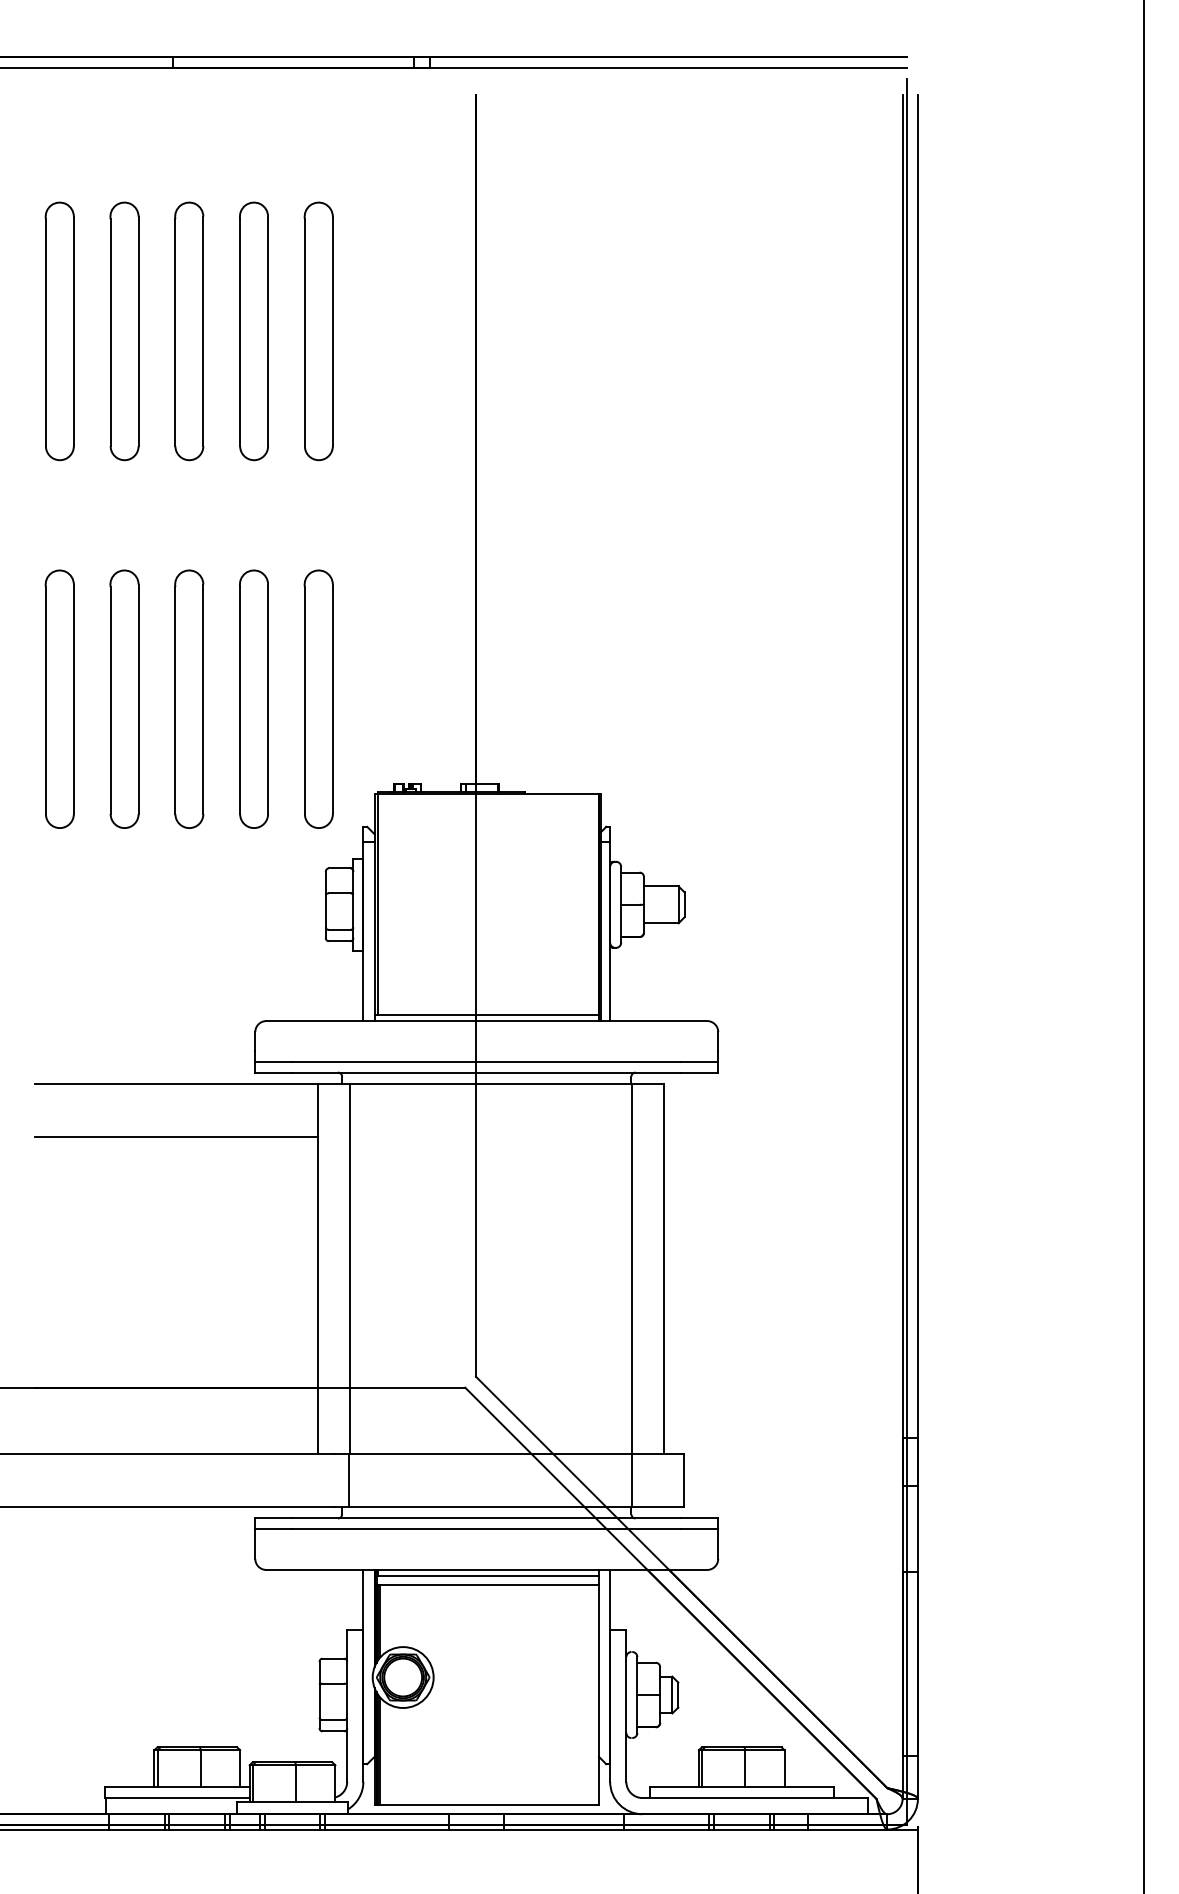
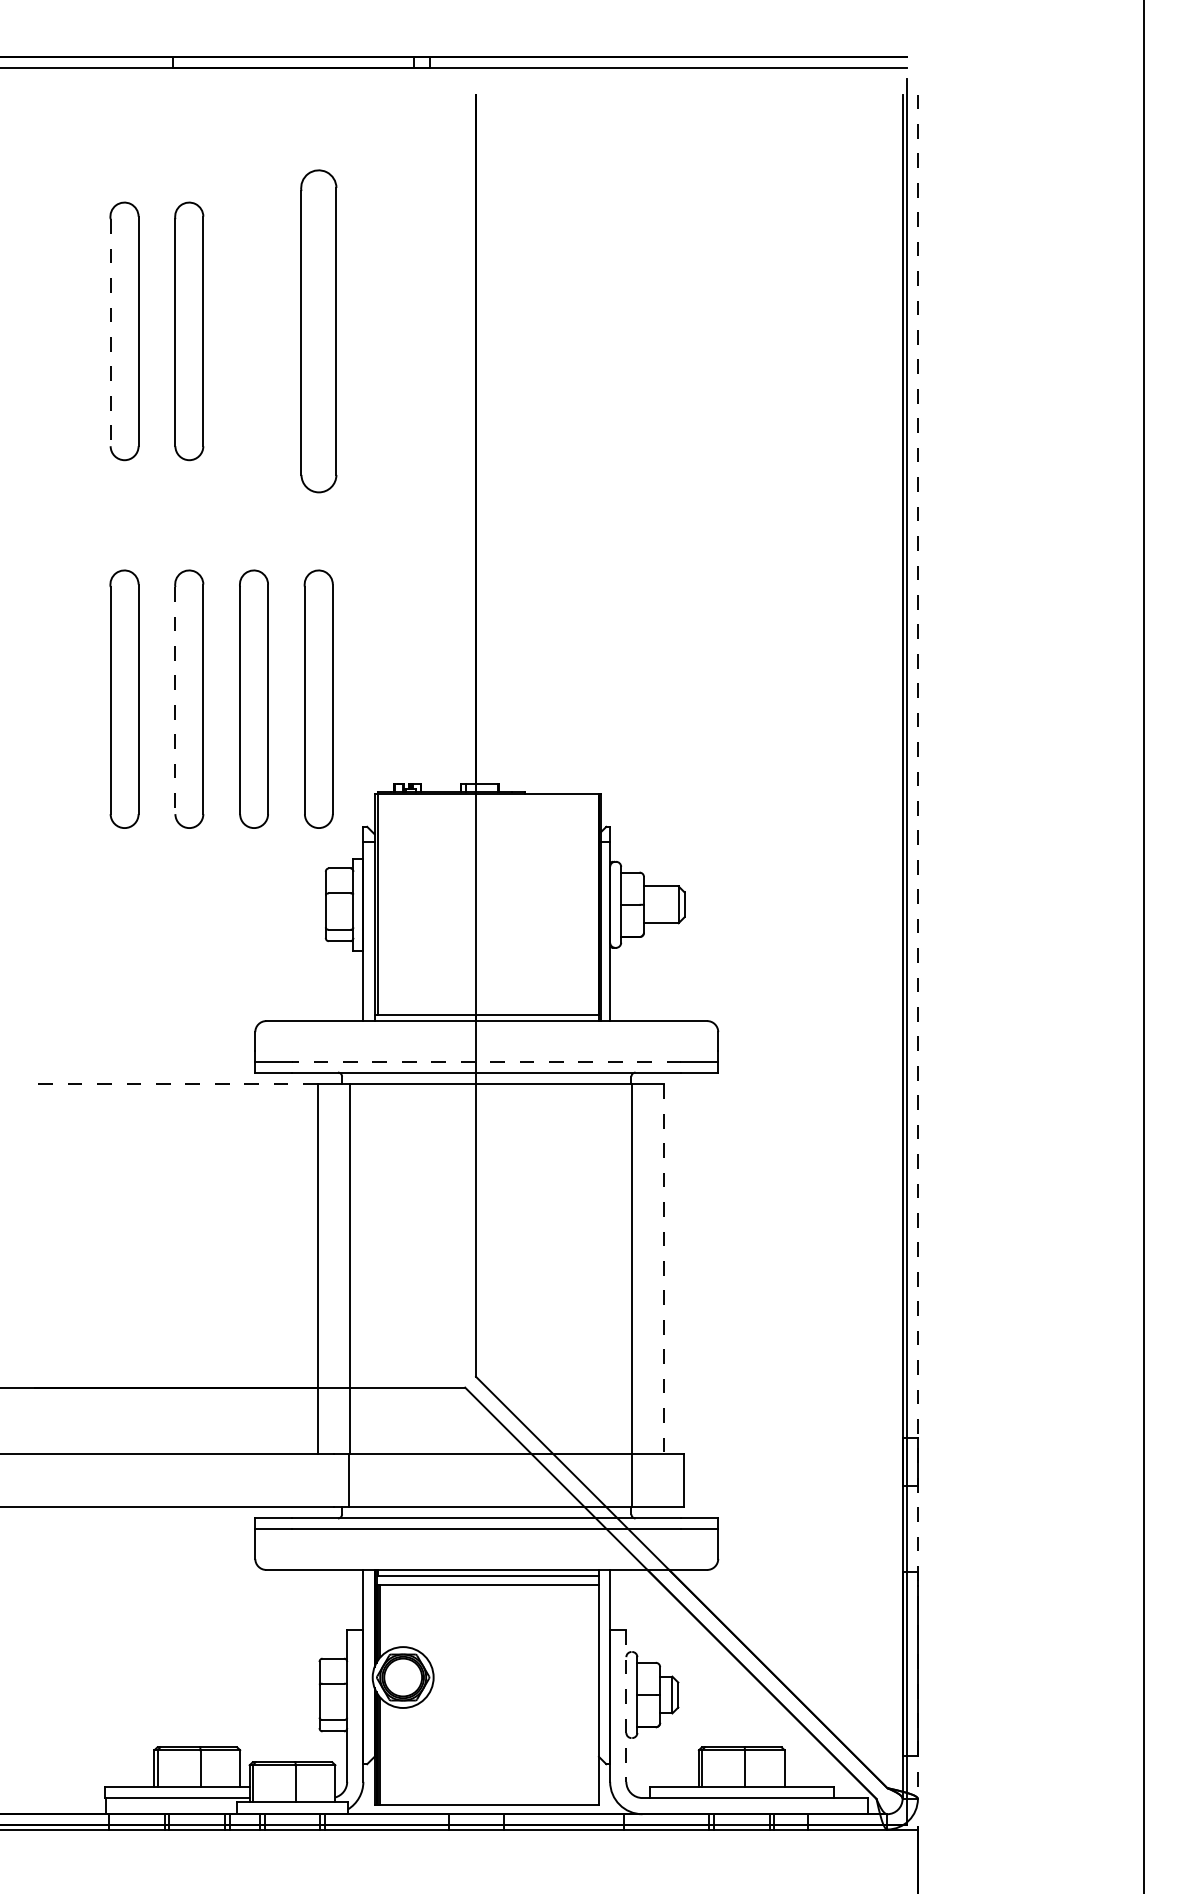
part: present -> none (59, 331)
part: present -> none (253, 331)
part size: 31x261 px -> 38x325 px (318, 331)
line: solid -> dashed (110, 332)
part: present -> none (59, 698)
line: solid -> dashed (175, 700)
line: solid -> dashed (917, 947)
line: solid -> dashed (486, 1061)
line: solid -> dashed (176, 1084)
line: present -> none (176, 1136)
line: solid -> dashed (663, 1269)
line: solid -> dashed (626, 1706)
